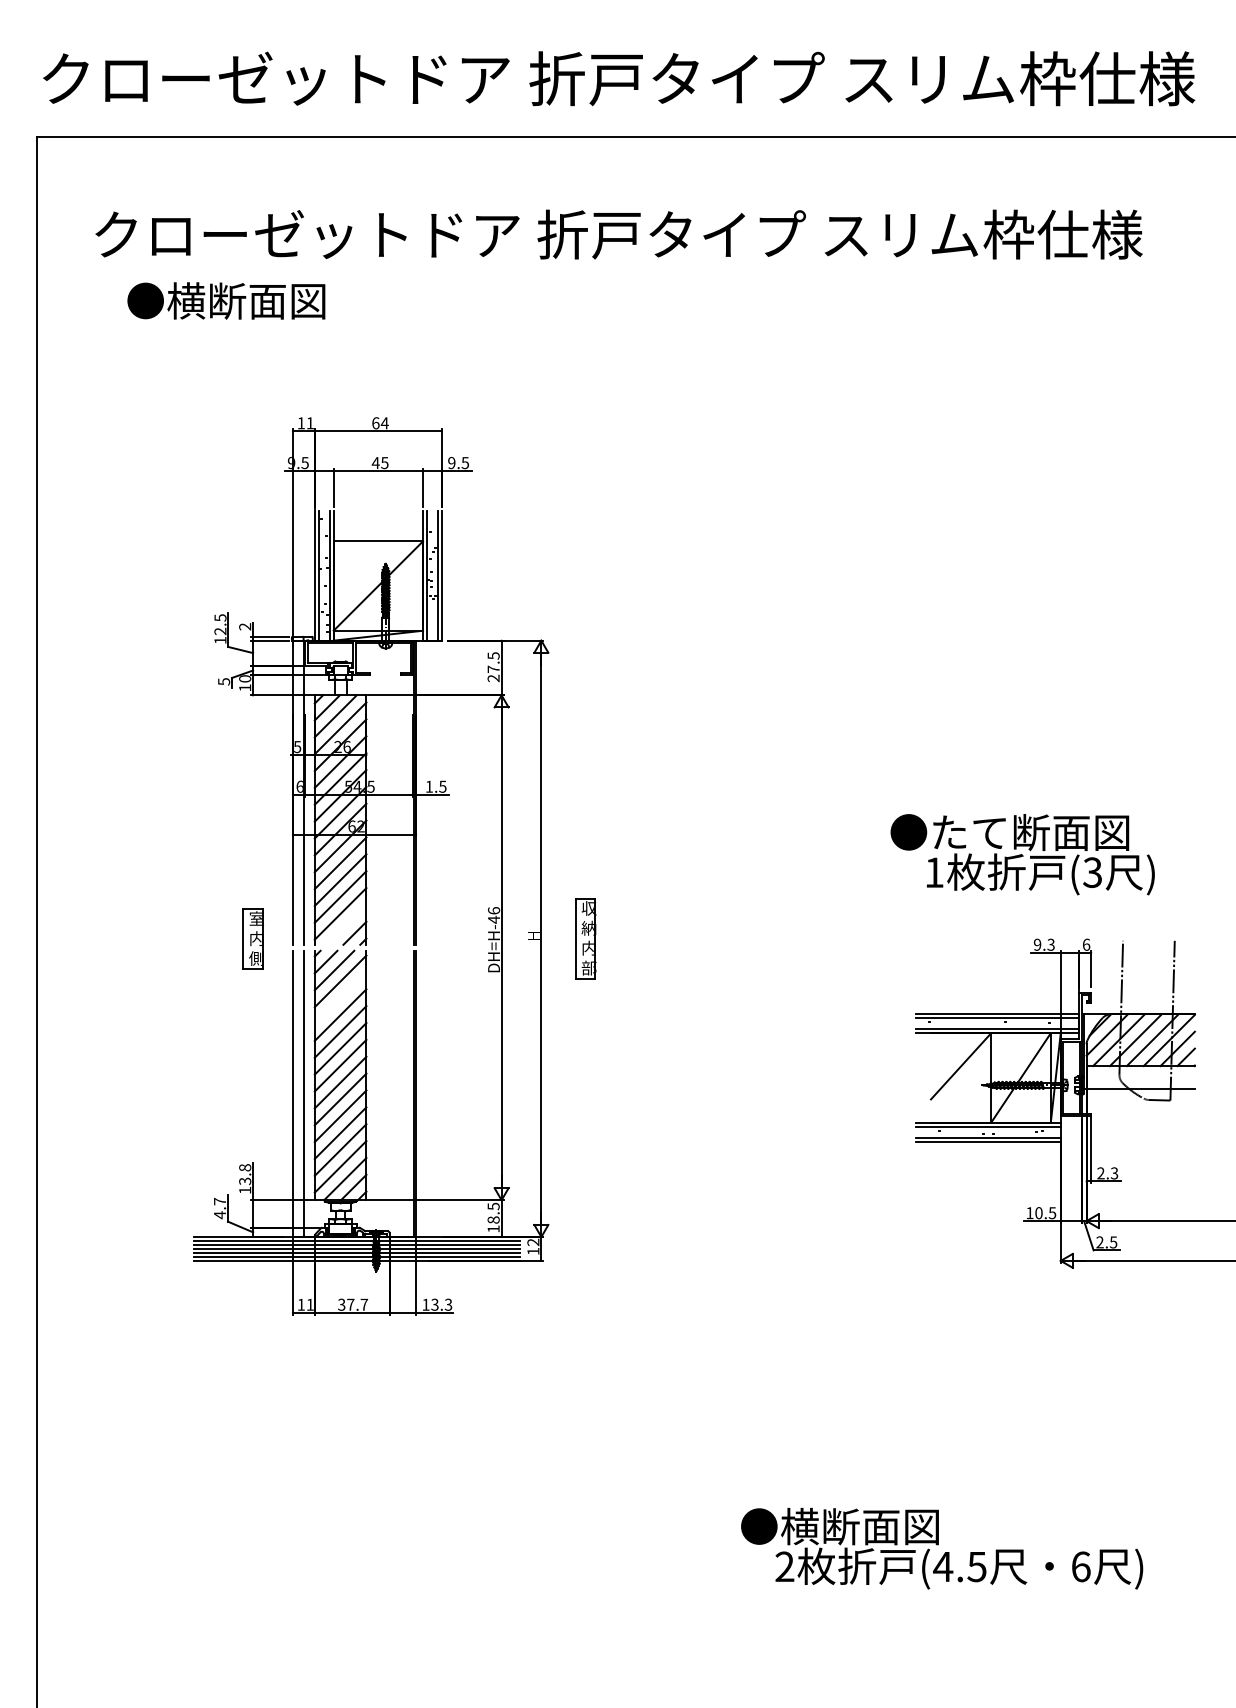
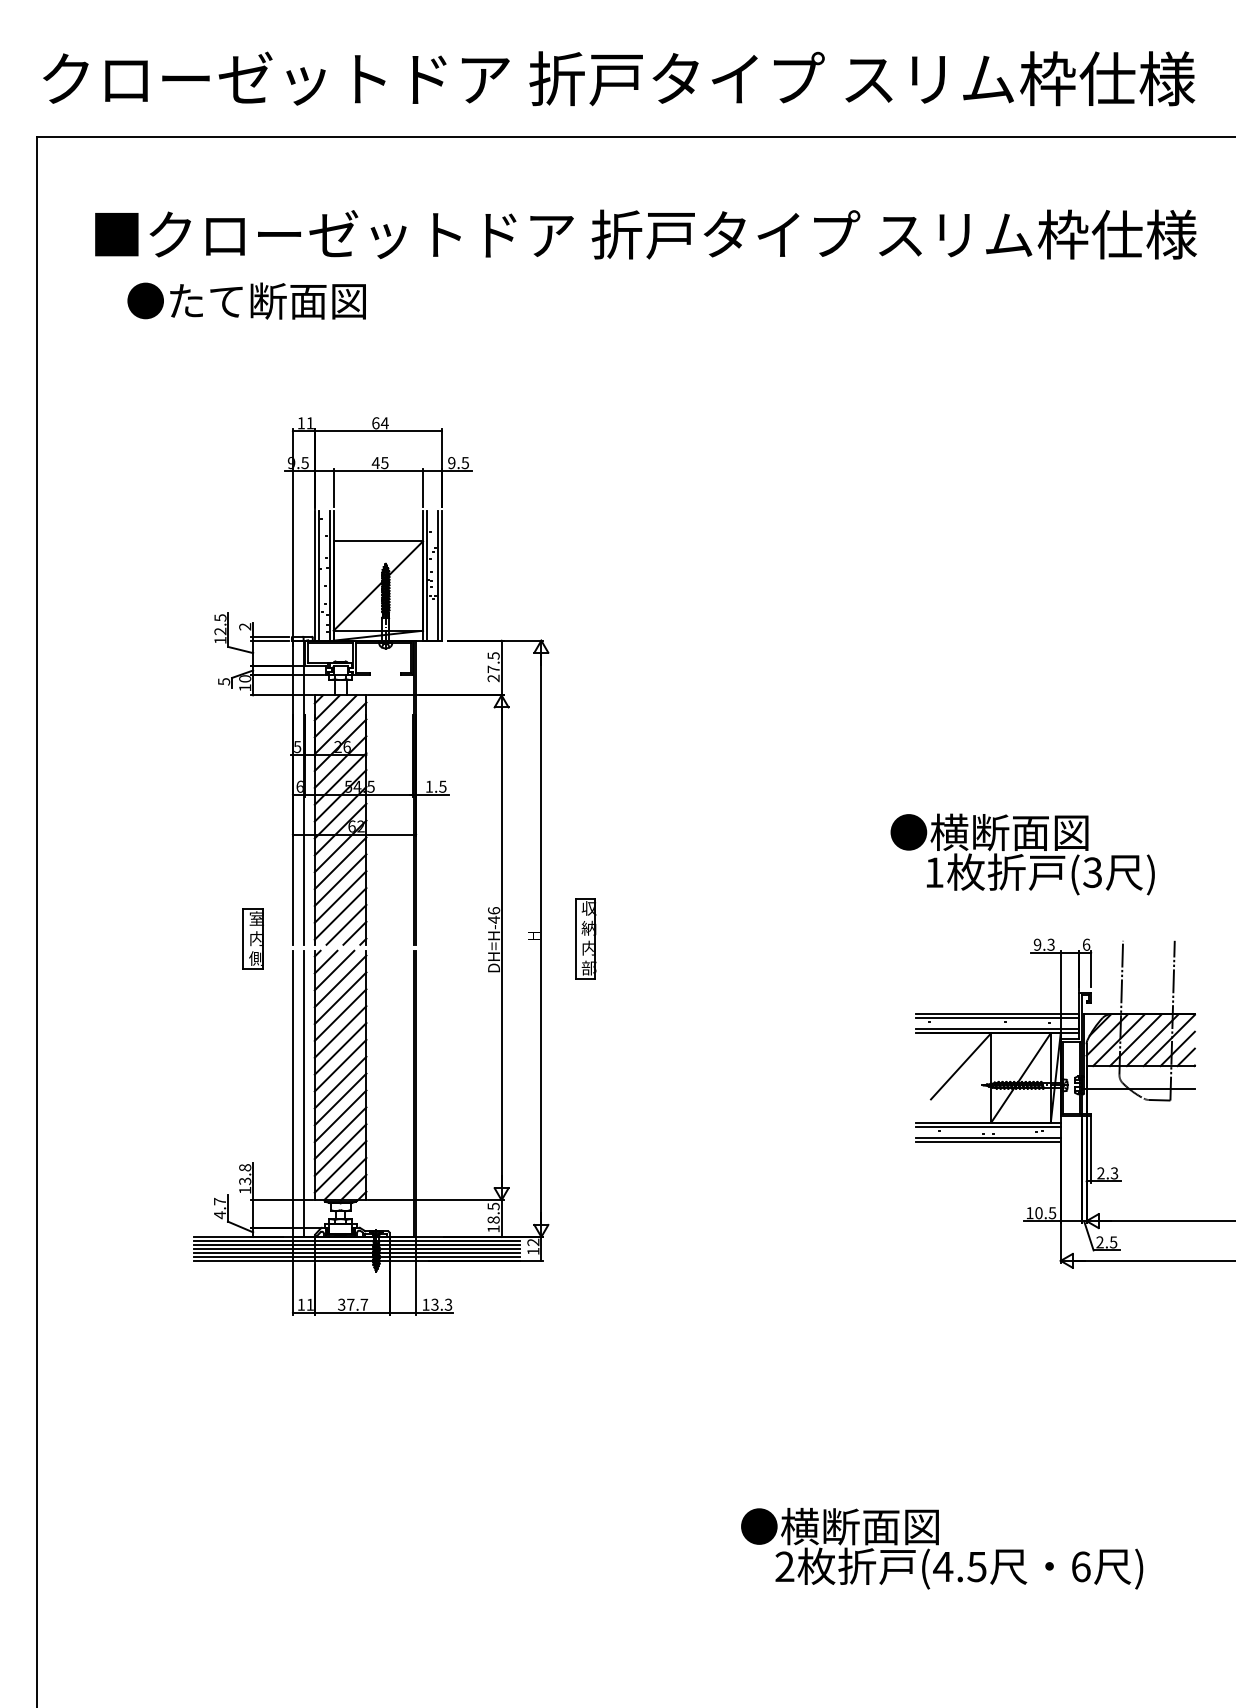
text: クローゼットドア 折戸タイプ スリム枠仕様 -> ■クローゼットドア 折戸タイプ スリム枠仕様 (645, 234)
text: ●横断面図 -> ●たて断面図 (266, 300)
text: ●たて断面図 -> ●横断面図 (1029, 832)
line: none -> present (346, 924)
line: none -> present (340, 998)
